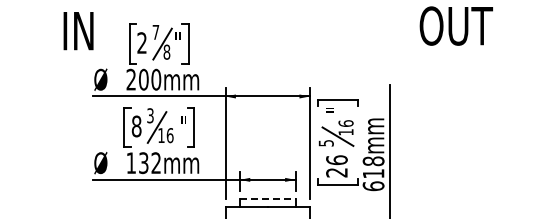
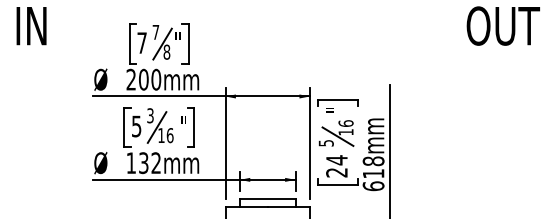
text position: (455, 25) -> (502, 25) (502, 25)
text position: (78, 31) -> (31, 26) (31, 26)
text: 2 -> 7 (141, 42)
text: 8 -> 5 (136, 126)
text: 26 -> 24 (336, 160)
line: dashed -> solid (267, 199)
